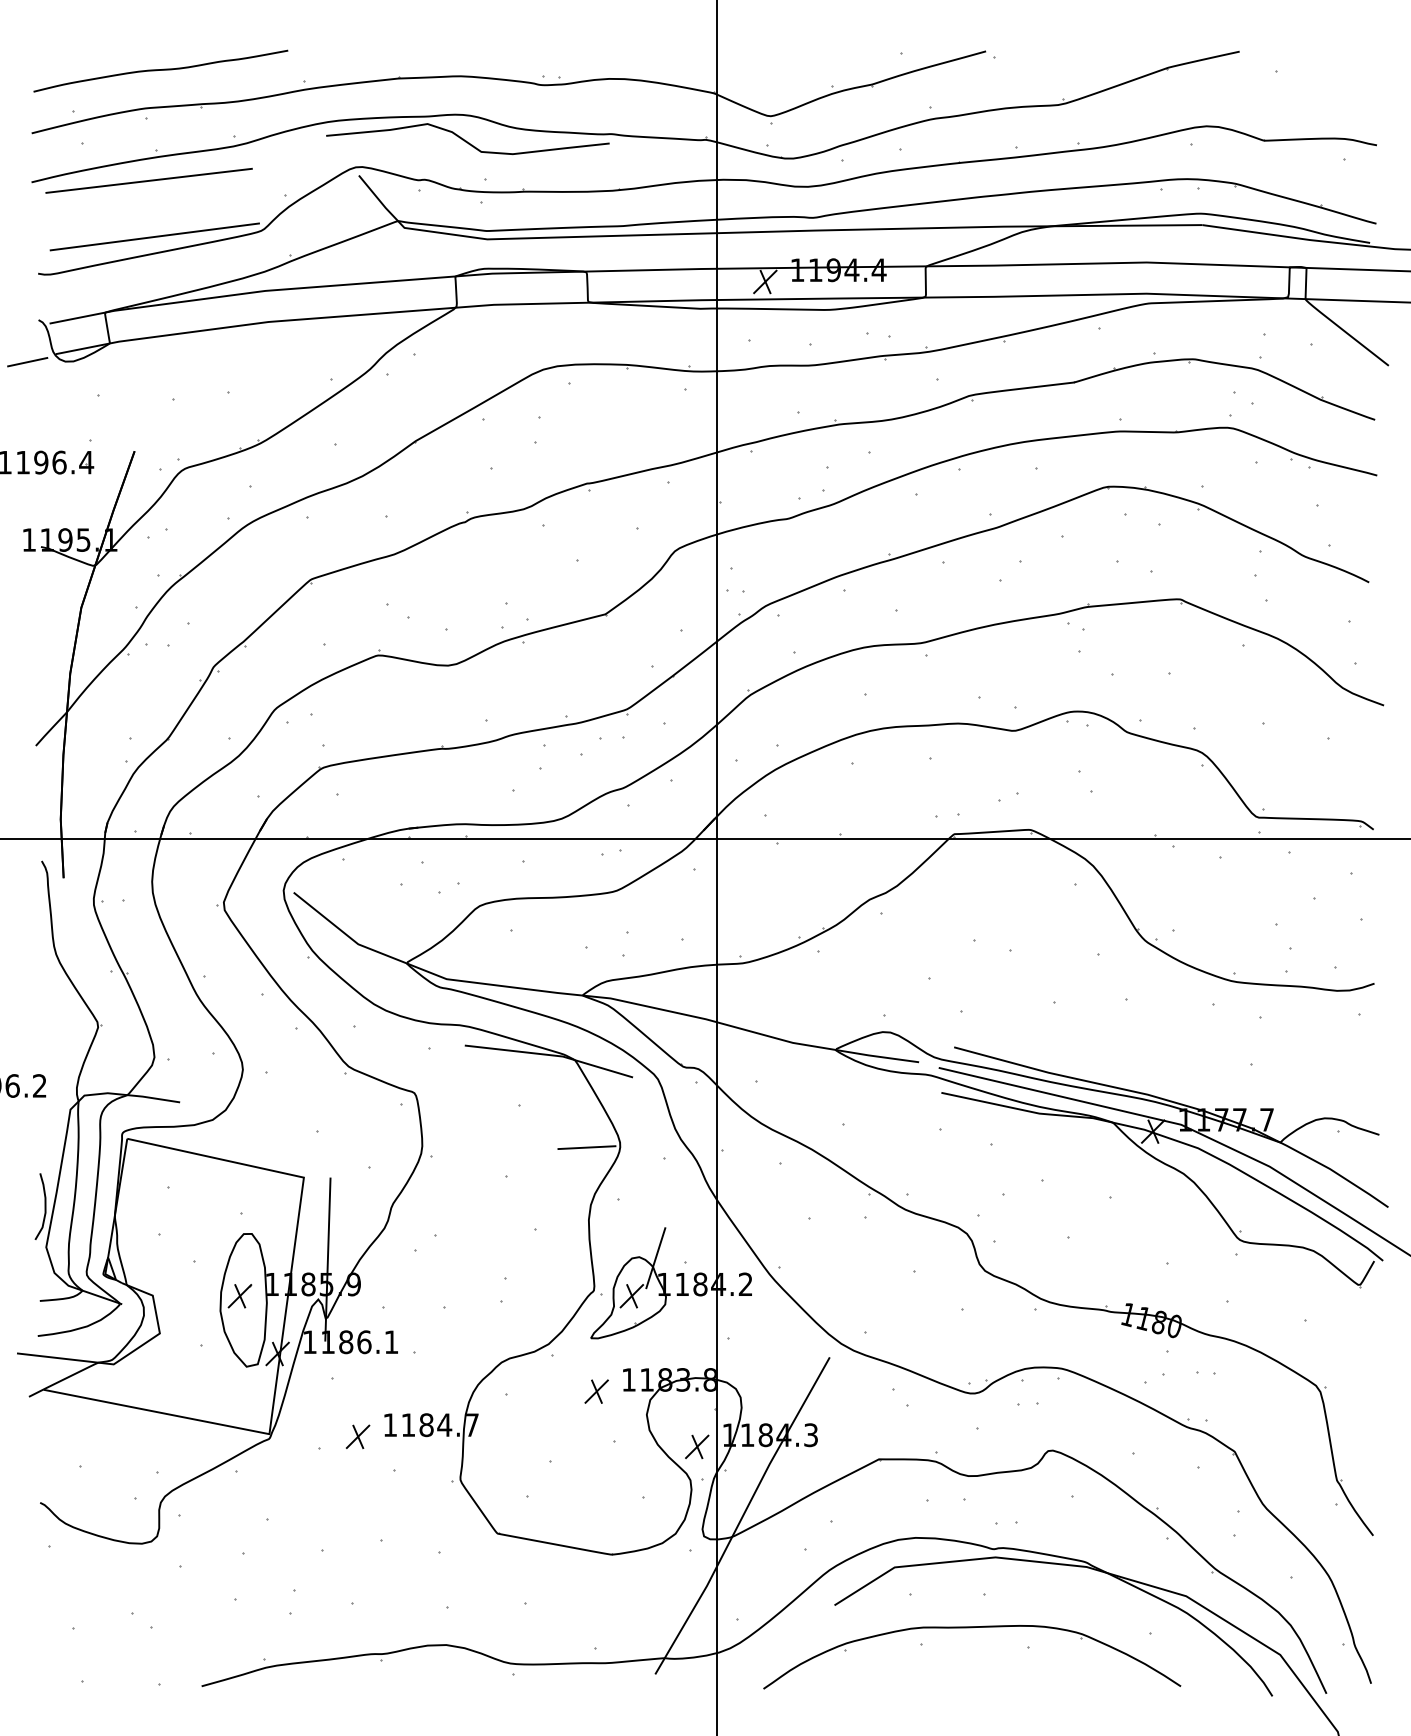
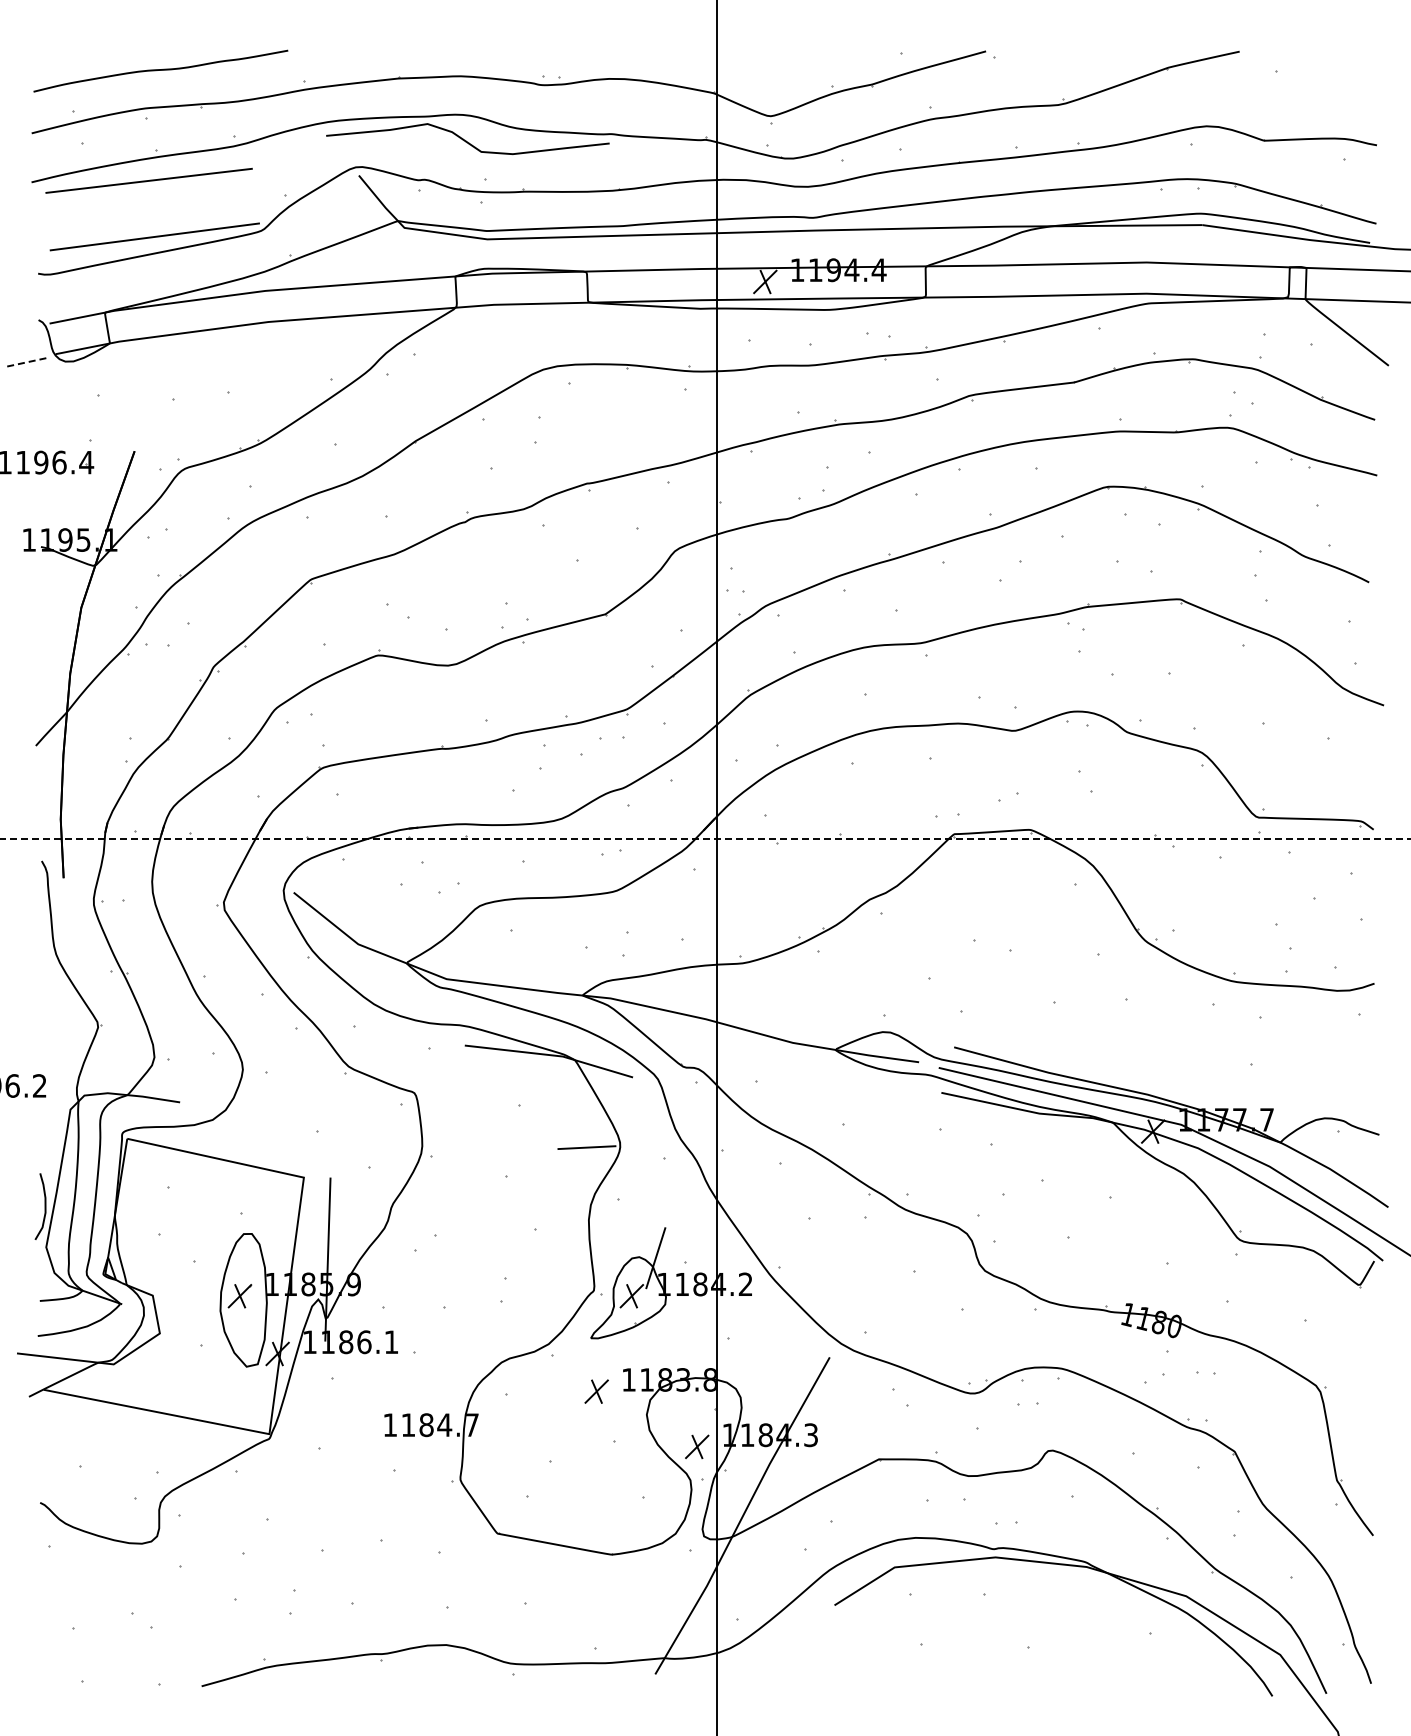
line: solid -> dashed (27, 362)
line: solid -> dashed (706, 839)
part: present -> none (358, 1436)
part: present -> none (972, 1628)
